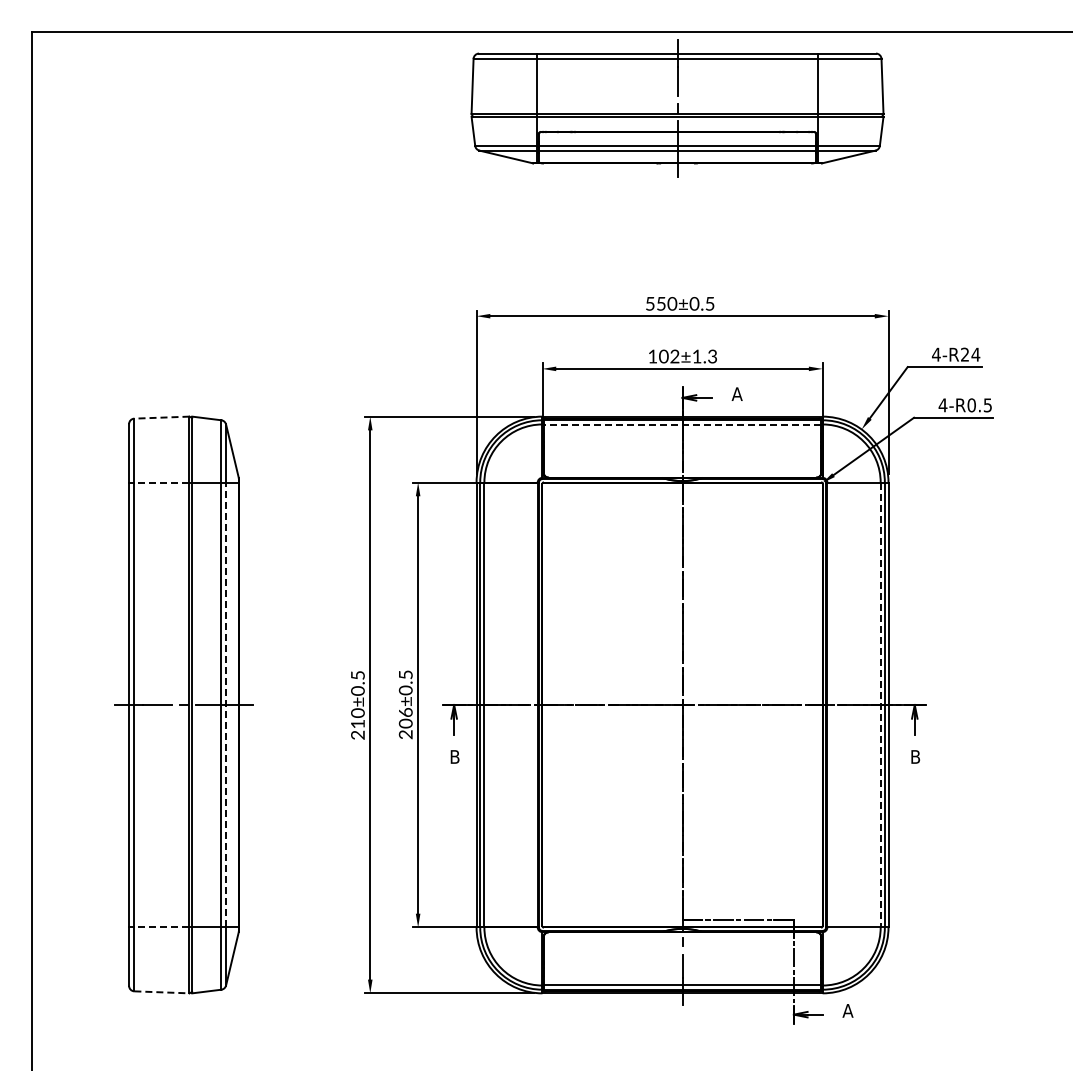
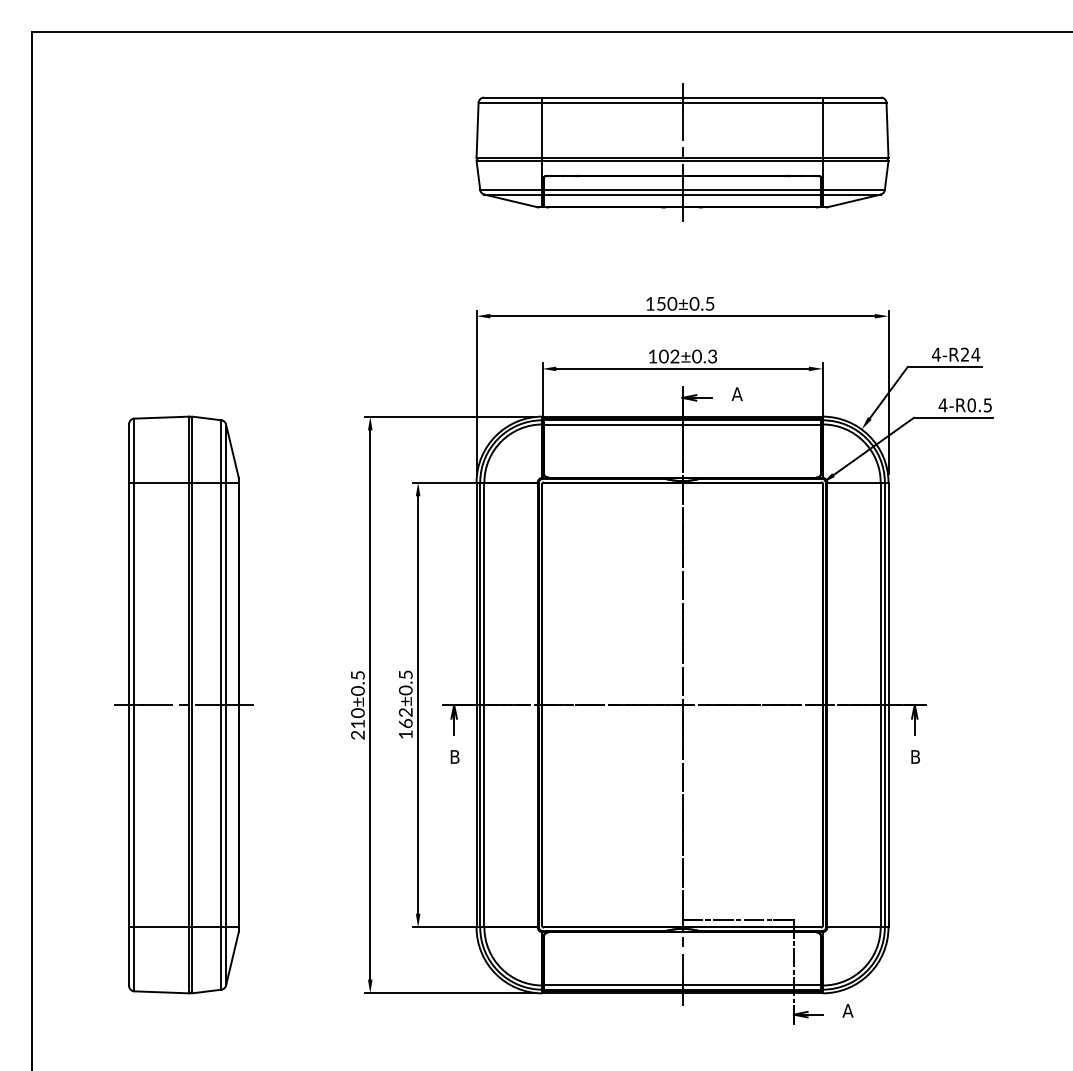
part position: (677, 108) -> (682, 152) (682, 152)
text: 550±0.5 -> 150±0.5 (650, 303)
text: 102±1.3 -> 102±0.3 (696, 356)
line: dashed -> solid (161, 417)
line: dashed -> solid (682, 424)
line: dashed -> solid (161, 482)
line: dashed -> solid (226, 704)
line: dashed -> solid (880, 705)
text: 206±0.5 -> 162±0.5 (405, 723)
line: dashed -> solid (161, 927)
line: dashed -> solid (161, 992)
